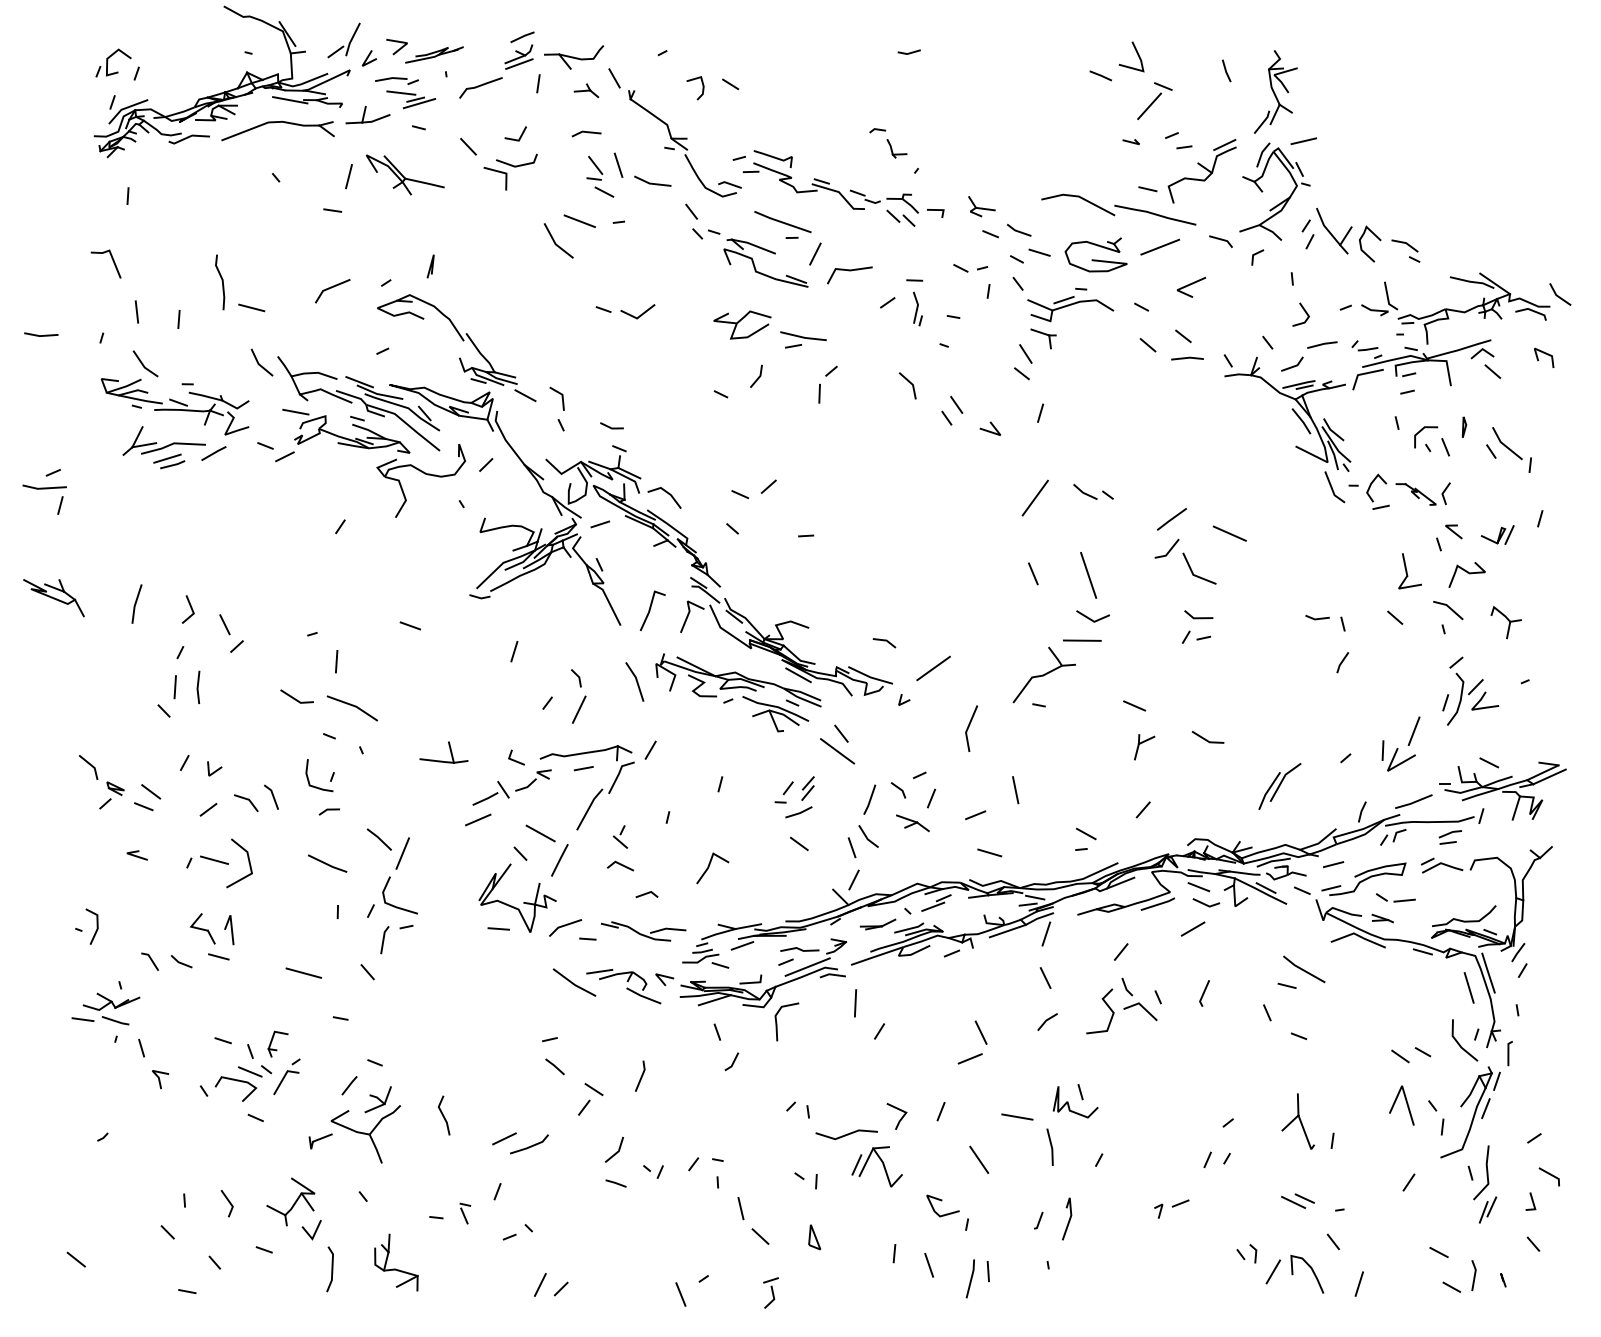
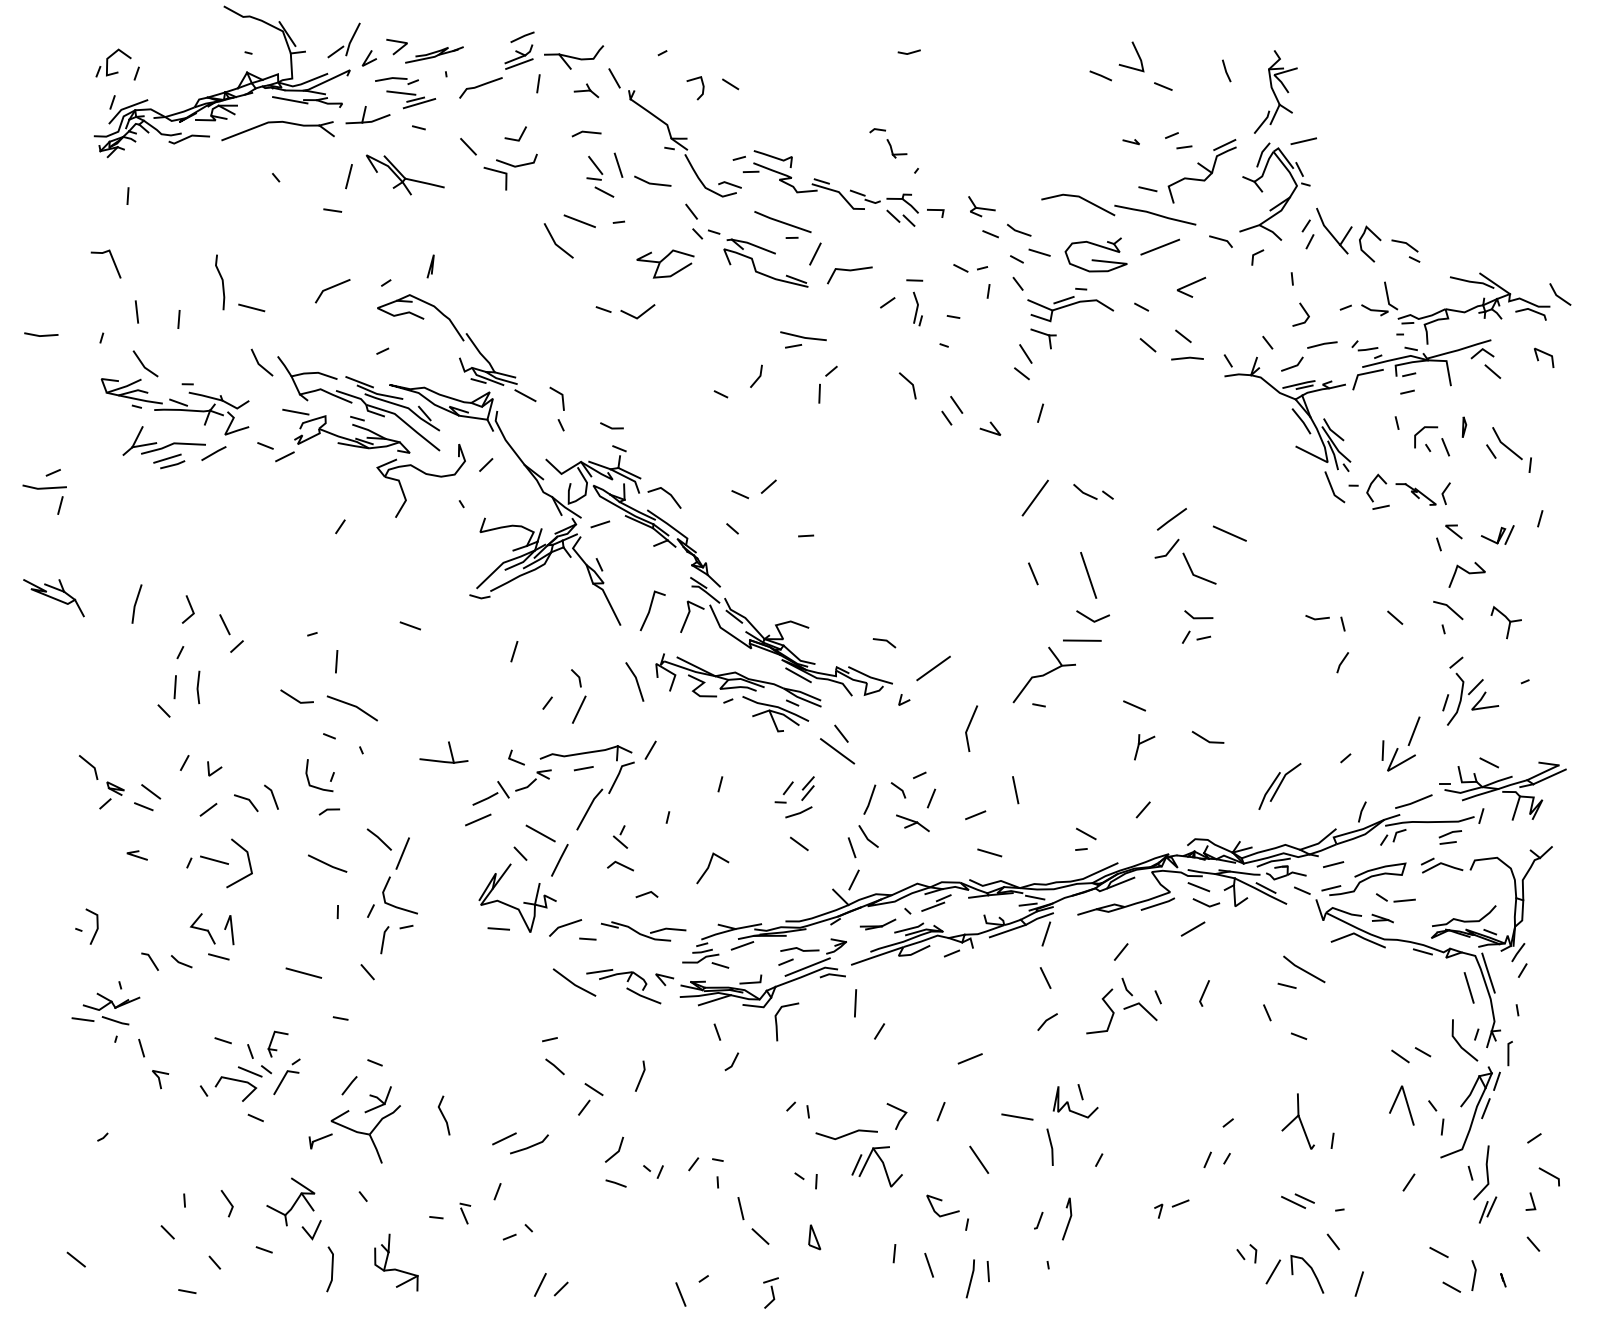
line: present -> none (1149, 106)
part position: (742, 324) -> (665, 263) (665, 263)
part: present -> none (1409, 571)
line: present -> none (980, 1032)
